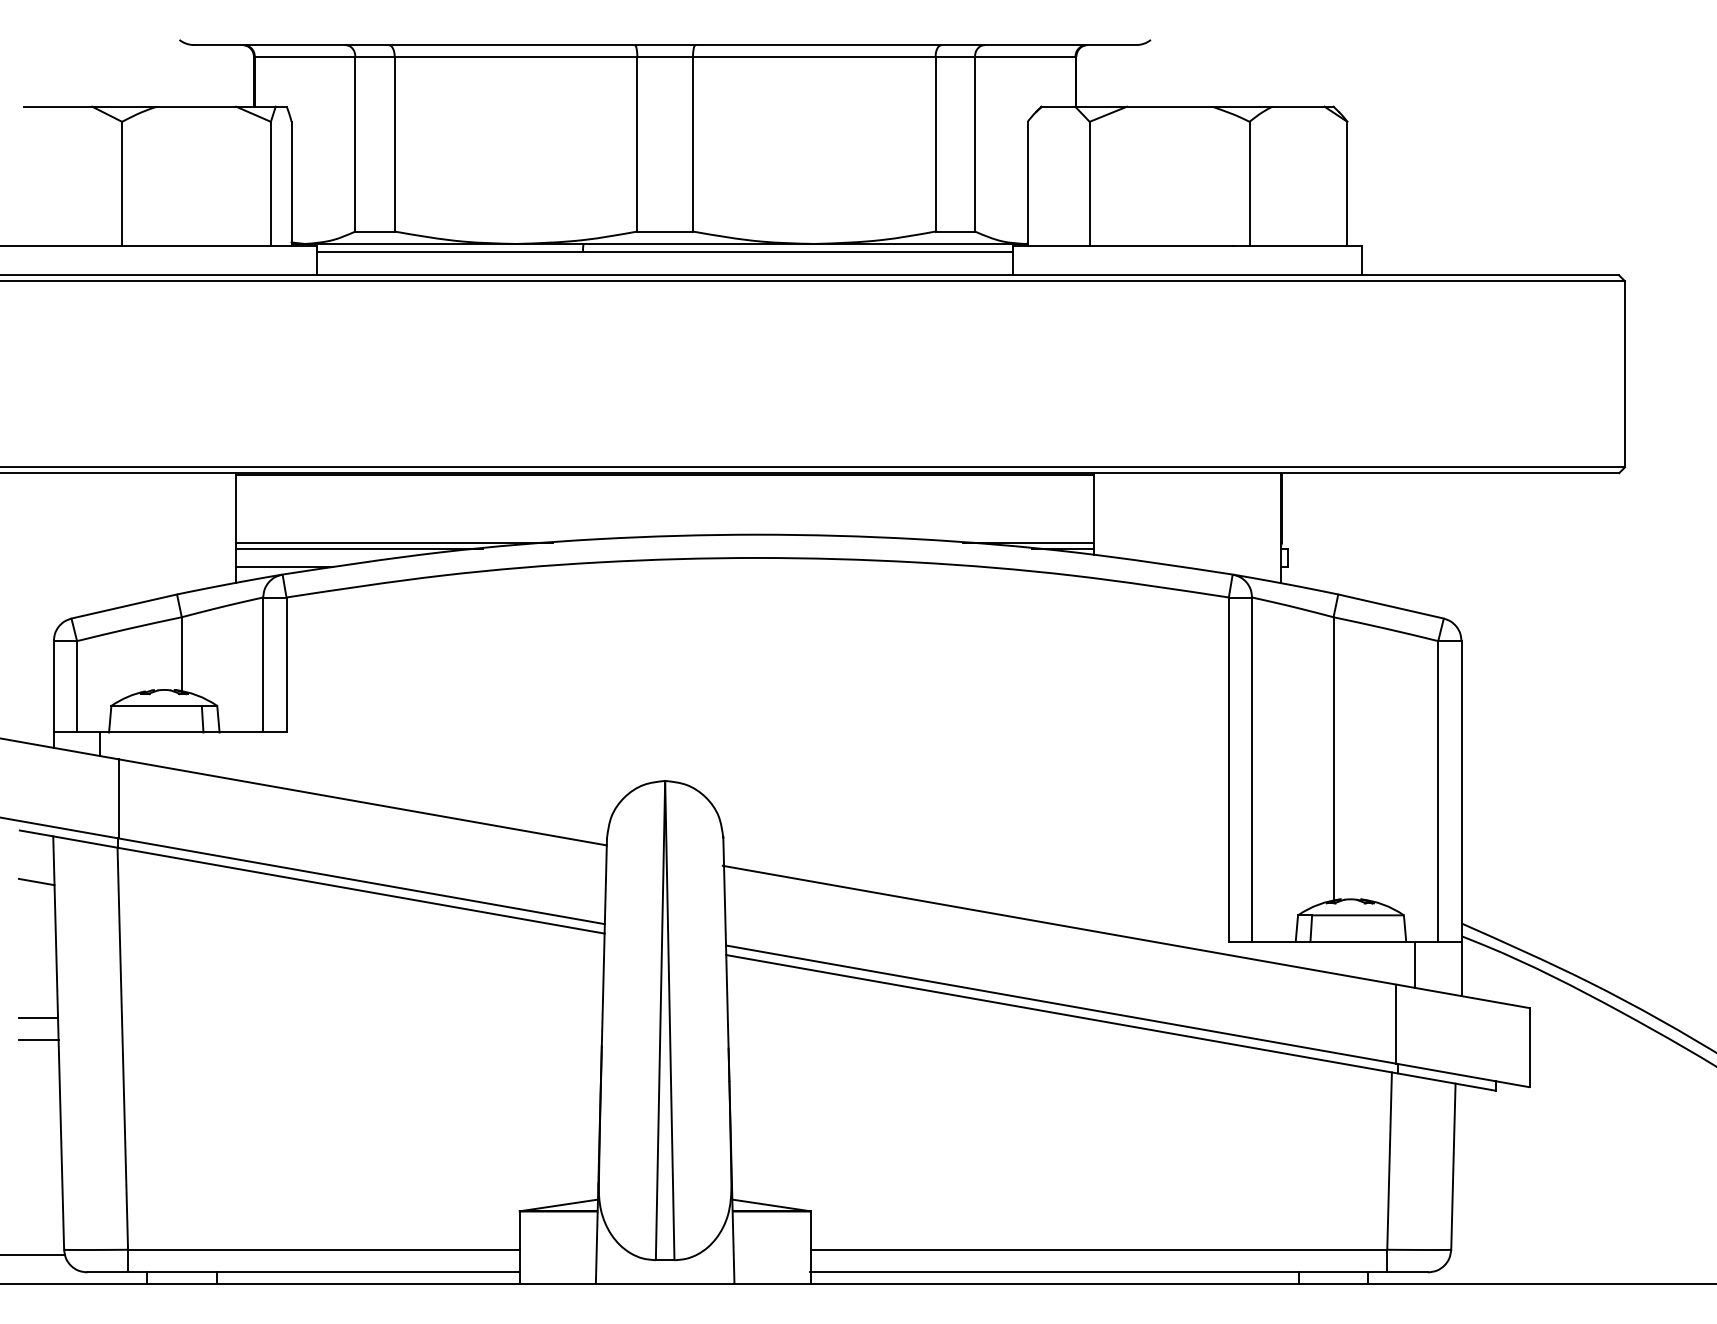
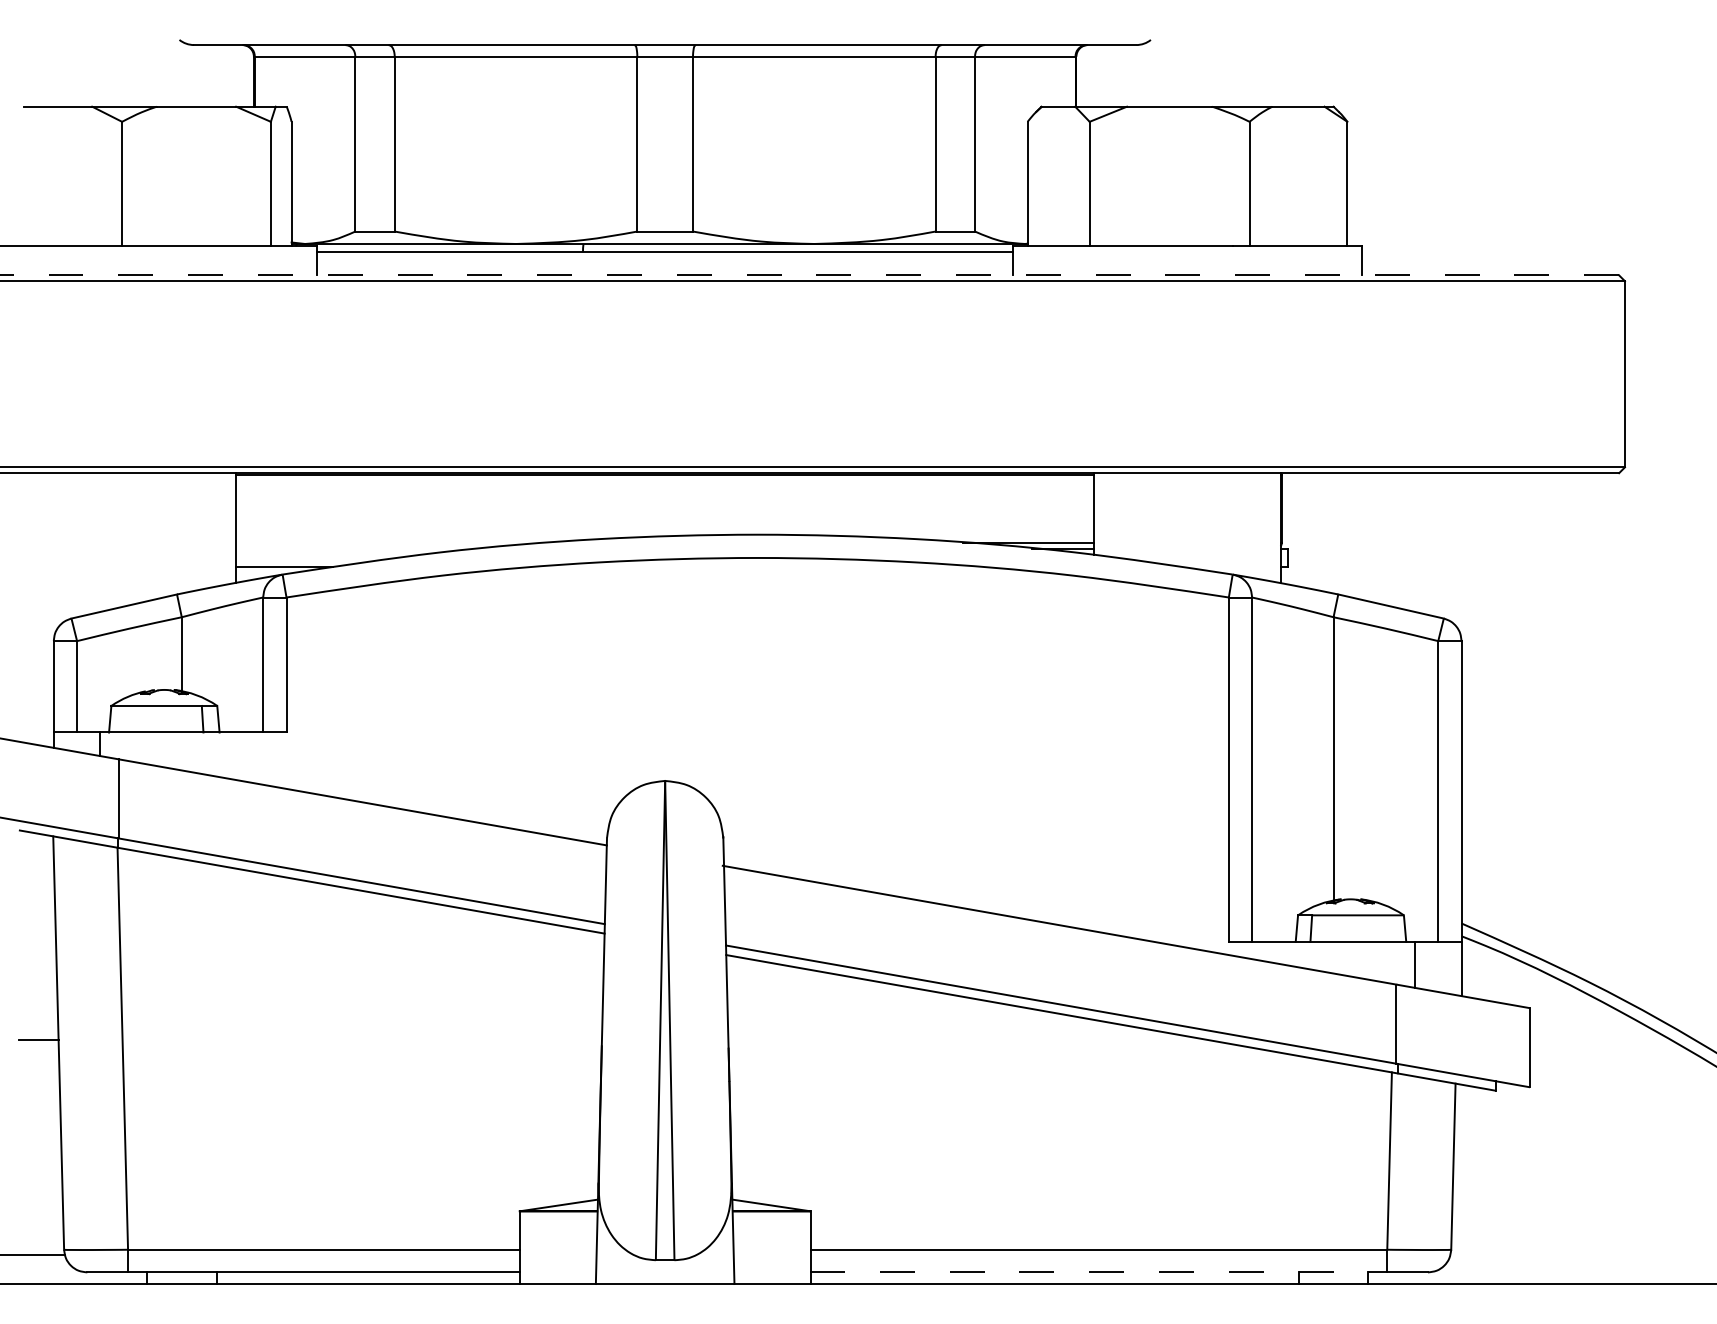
line: solid -> dashed (809, 275)
line: present -> none (393, 542)
line: present -> none (359, 548)
line: present -> none (36, 881)
line: present -> none (38, 1018)
line: solid -> dashed (1098, 1272)
